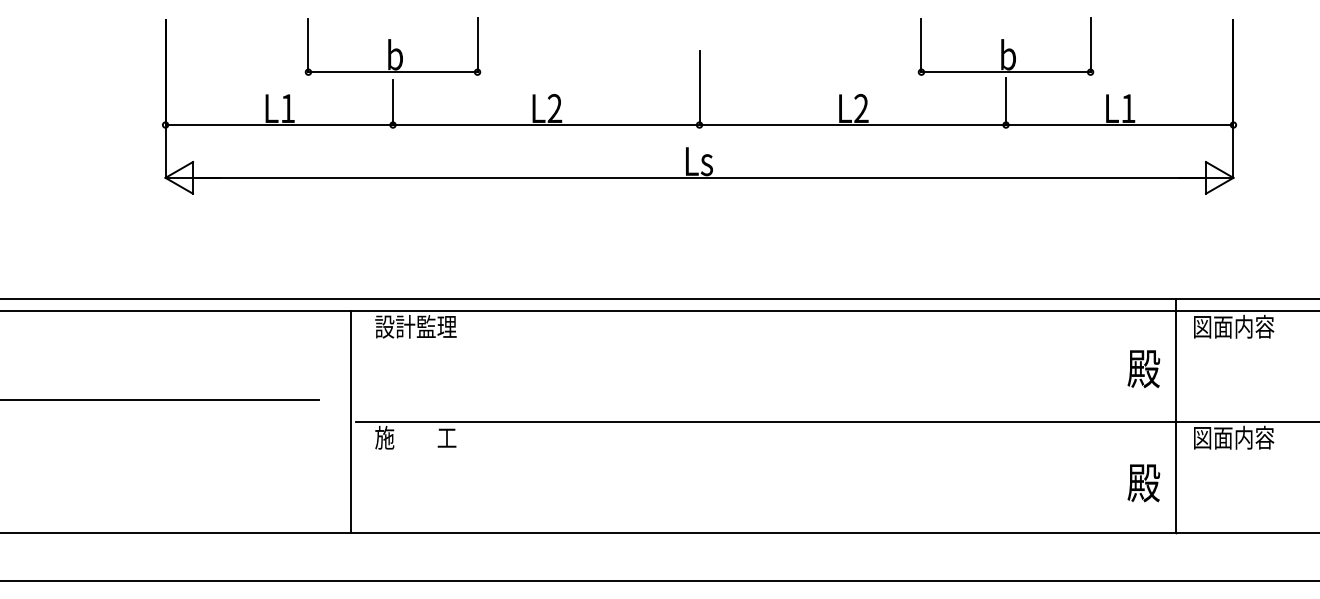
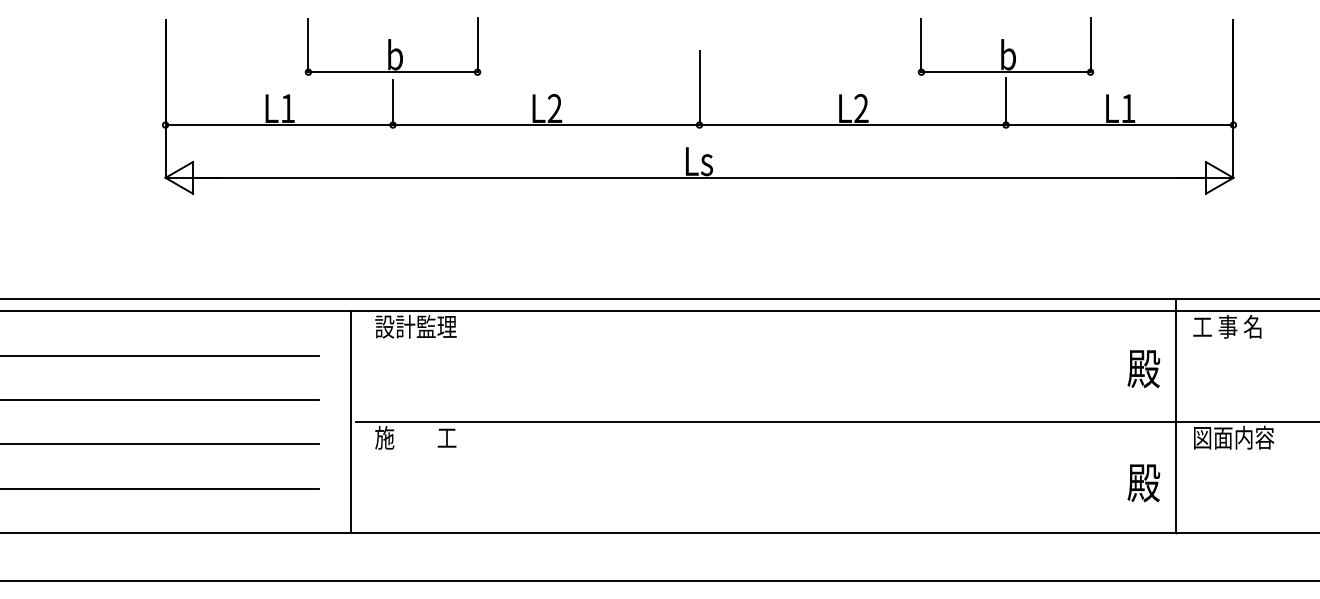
text: 図面内容 -> 工 事 名 (1233, 326)
line: none -> present (160, 355)
line: none -> present (160, 444)
line: none -> present (160, 488)
